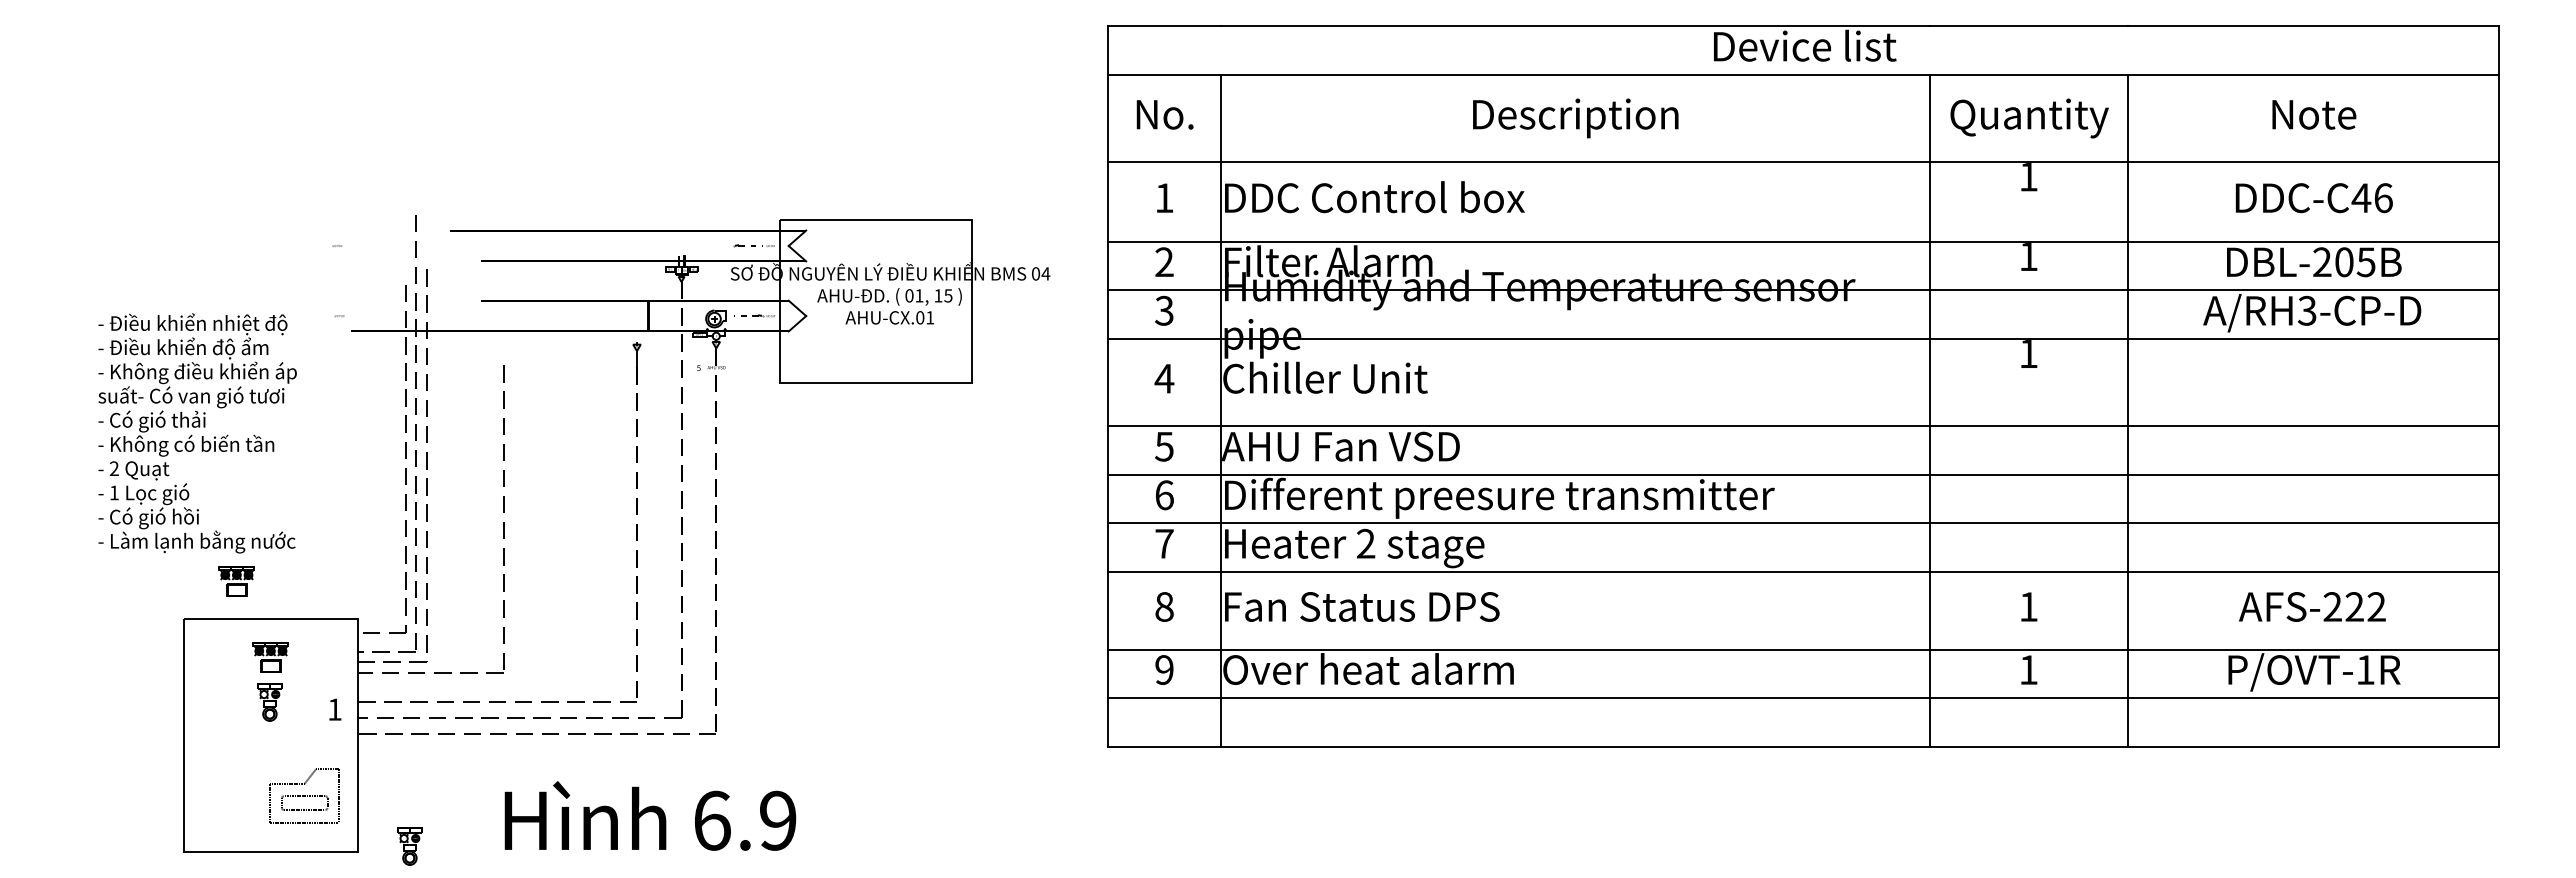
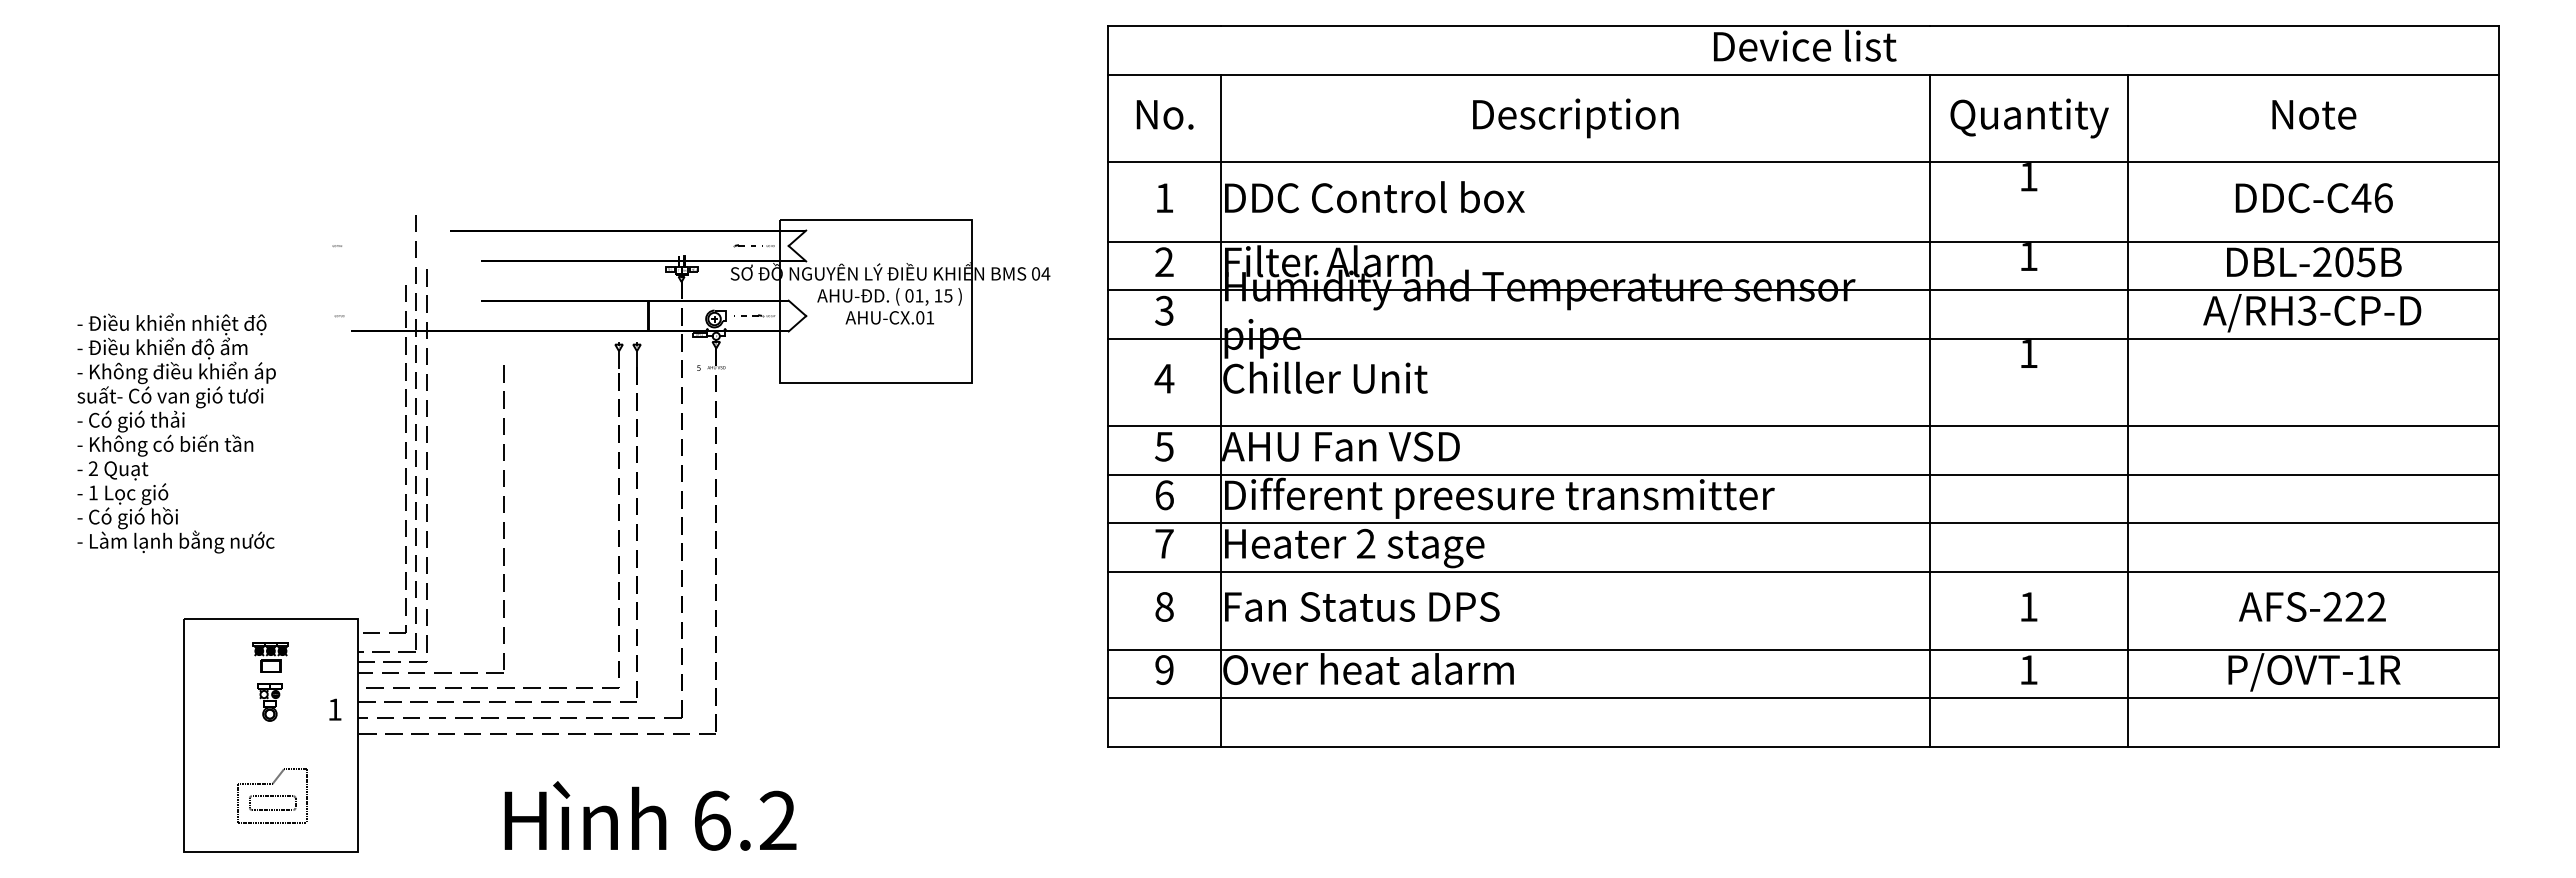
text position: (197, 433) -> (176, 433) (176, 433)
part: none -> present (618, 515)
part: present -> none (236, 581)
part position: (304, 795) -> (272, 795) (272, 795)
text: 6.9 -> 6.2 (777, 820)
part: present -> none (409, 846)
